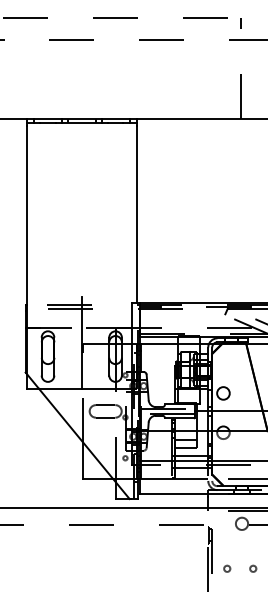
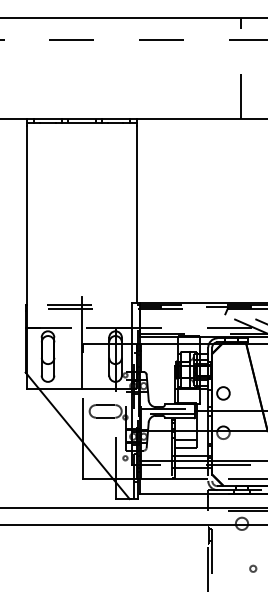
line: dashed -> solid (133, 17)
line: dashed -> solid (133, 524)
circle: present -> none (227, 568)
